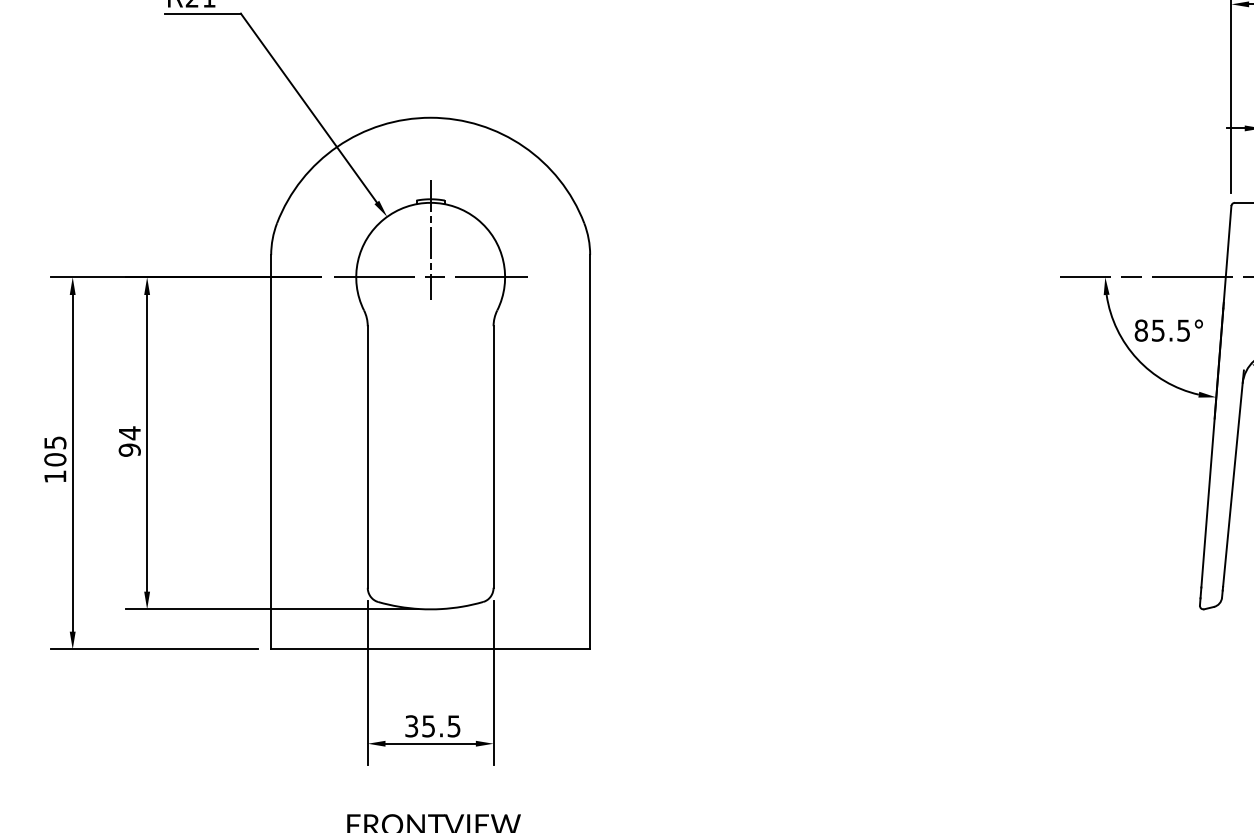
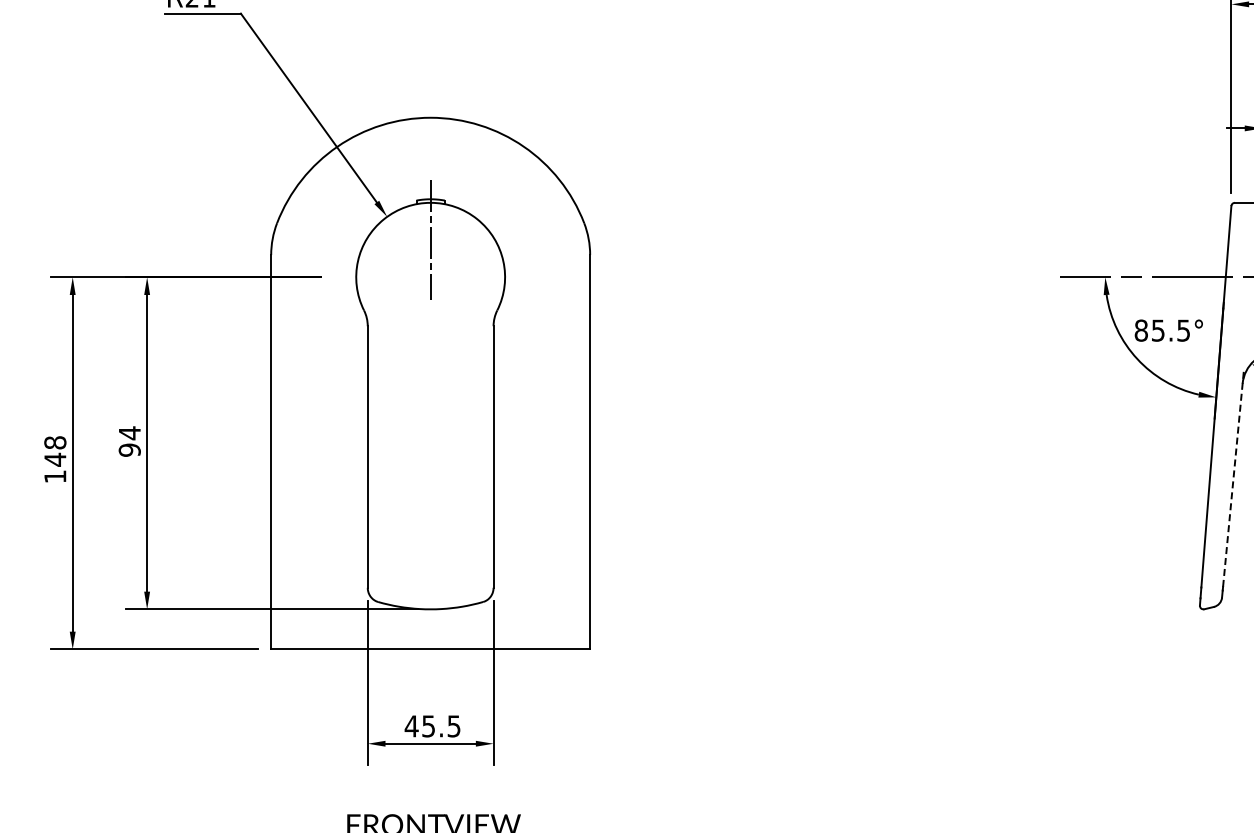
line: present -> none (430, 277)
text: 105 -> 148 (55, 451)
line: solid -> dashed (1233, 478)
text: 35.5 -> 45.5 (411, 726)
